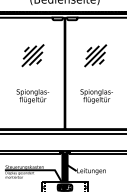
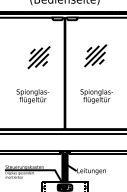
part position: (32, 55) -> (38, 57) (38, 57)
